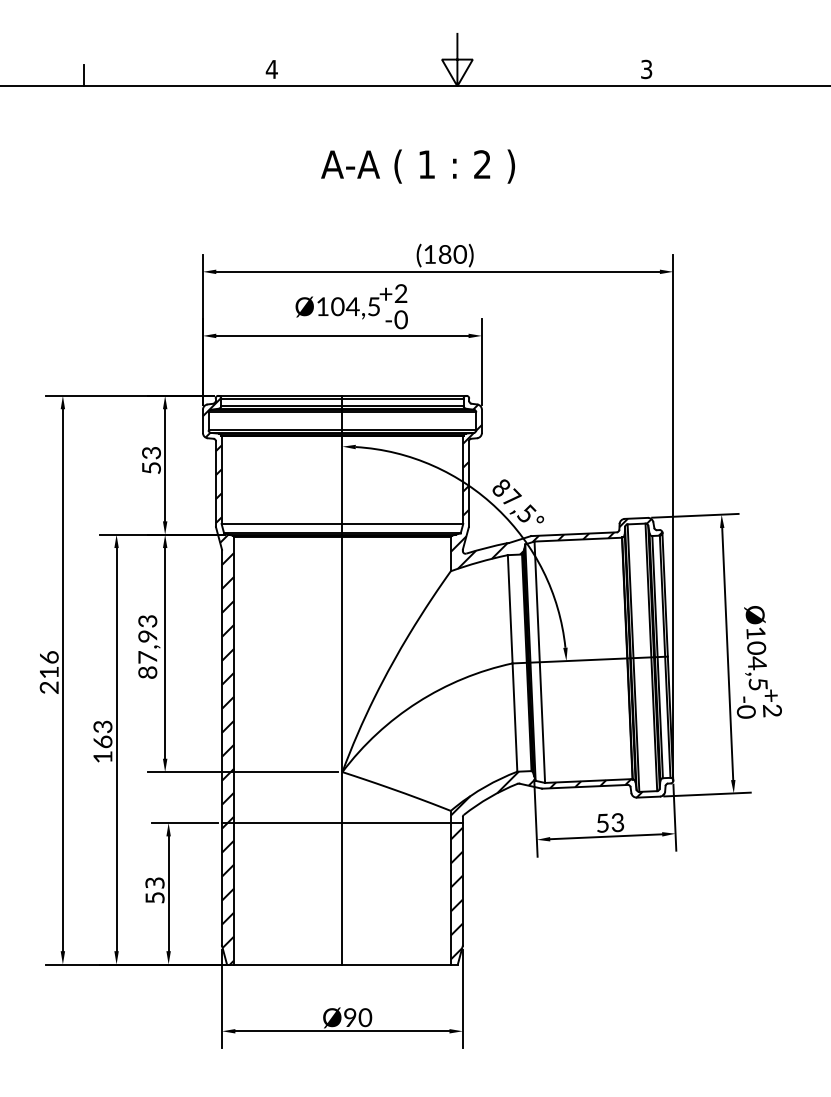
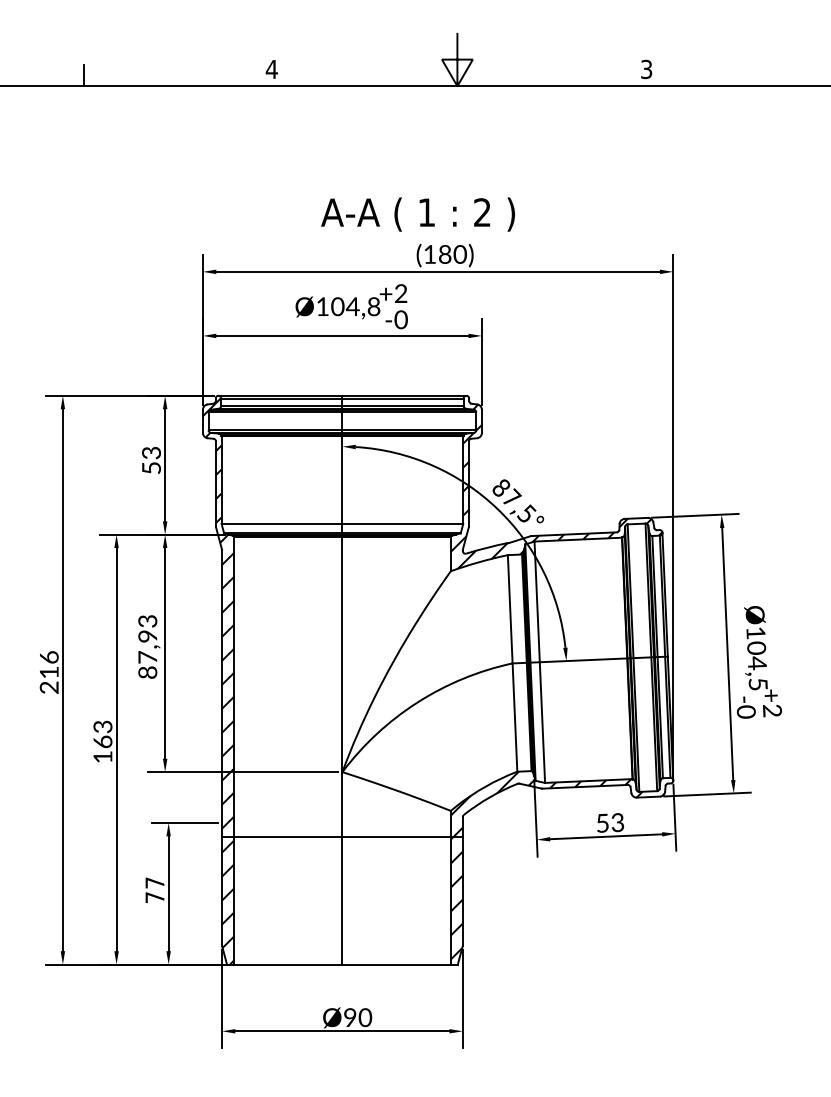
text position: (417, 166) -> (417, 214) (417, 214)
text: Ø104,5 -> Ø104,8 (373, 306)
line position: (342, 823) -> (342, 837) (342, 837)
text: 53 -> 77 (154, 890)
